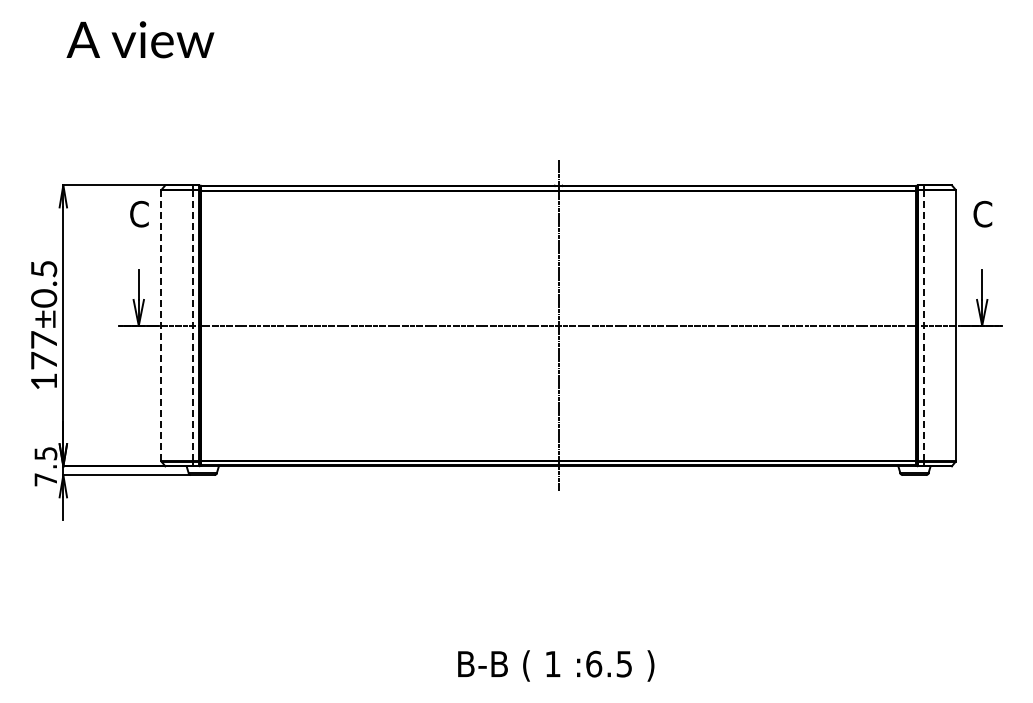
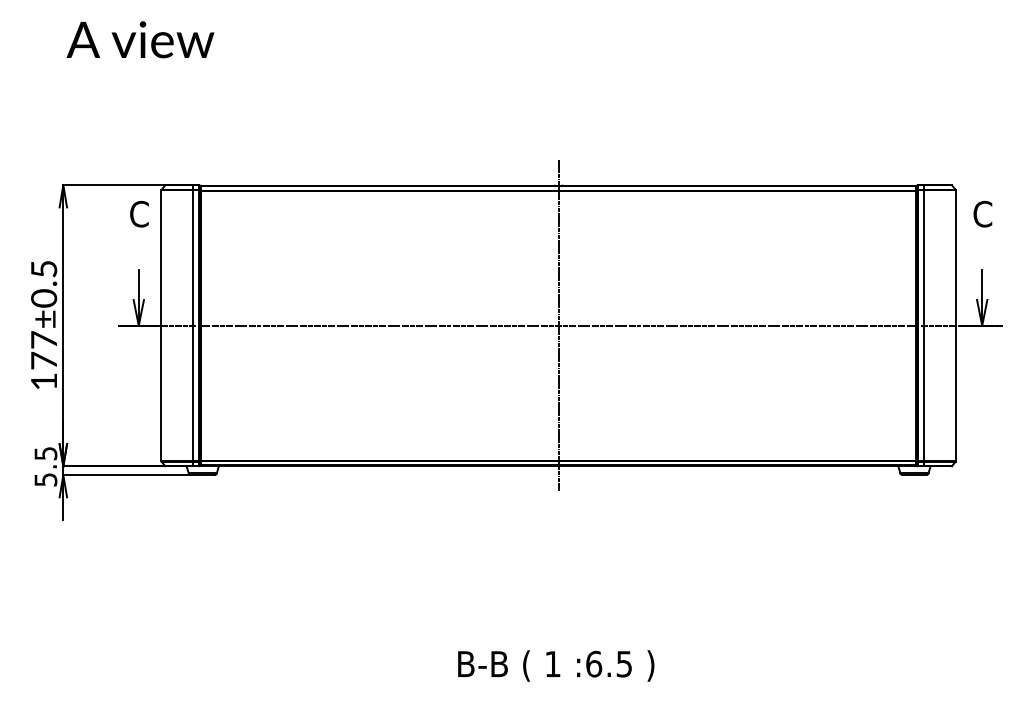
line: dashed -> solid (161, 325)
line: dashed -> solid (193, 325)
line: dashed -> solid (924, 325)
text: 7.5 -> 5.5 (45, 479)
